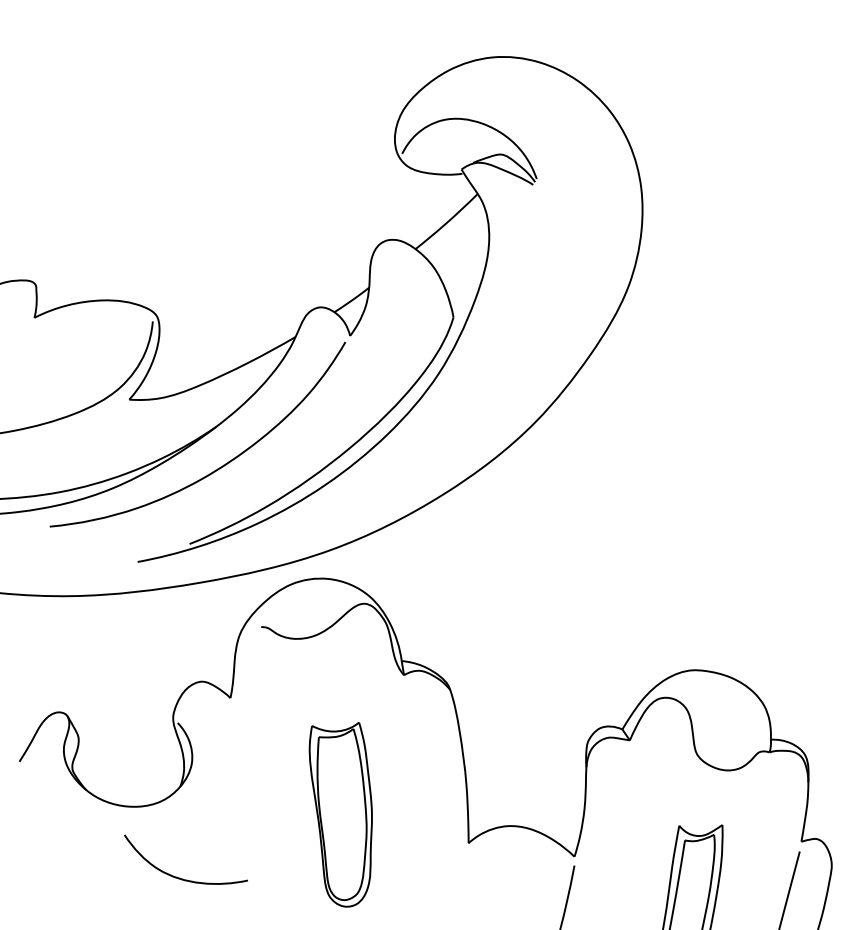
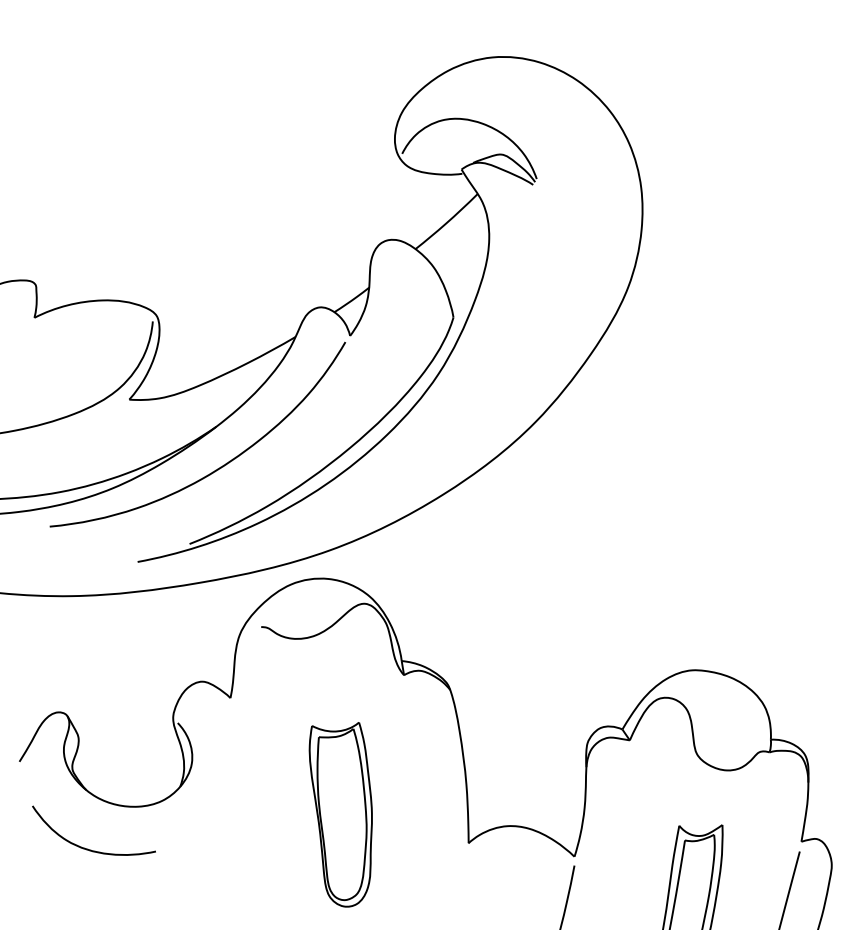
curve position: (179, 877) -> (87, 848) (87, 848)
